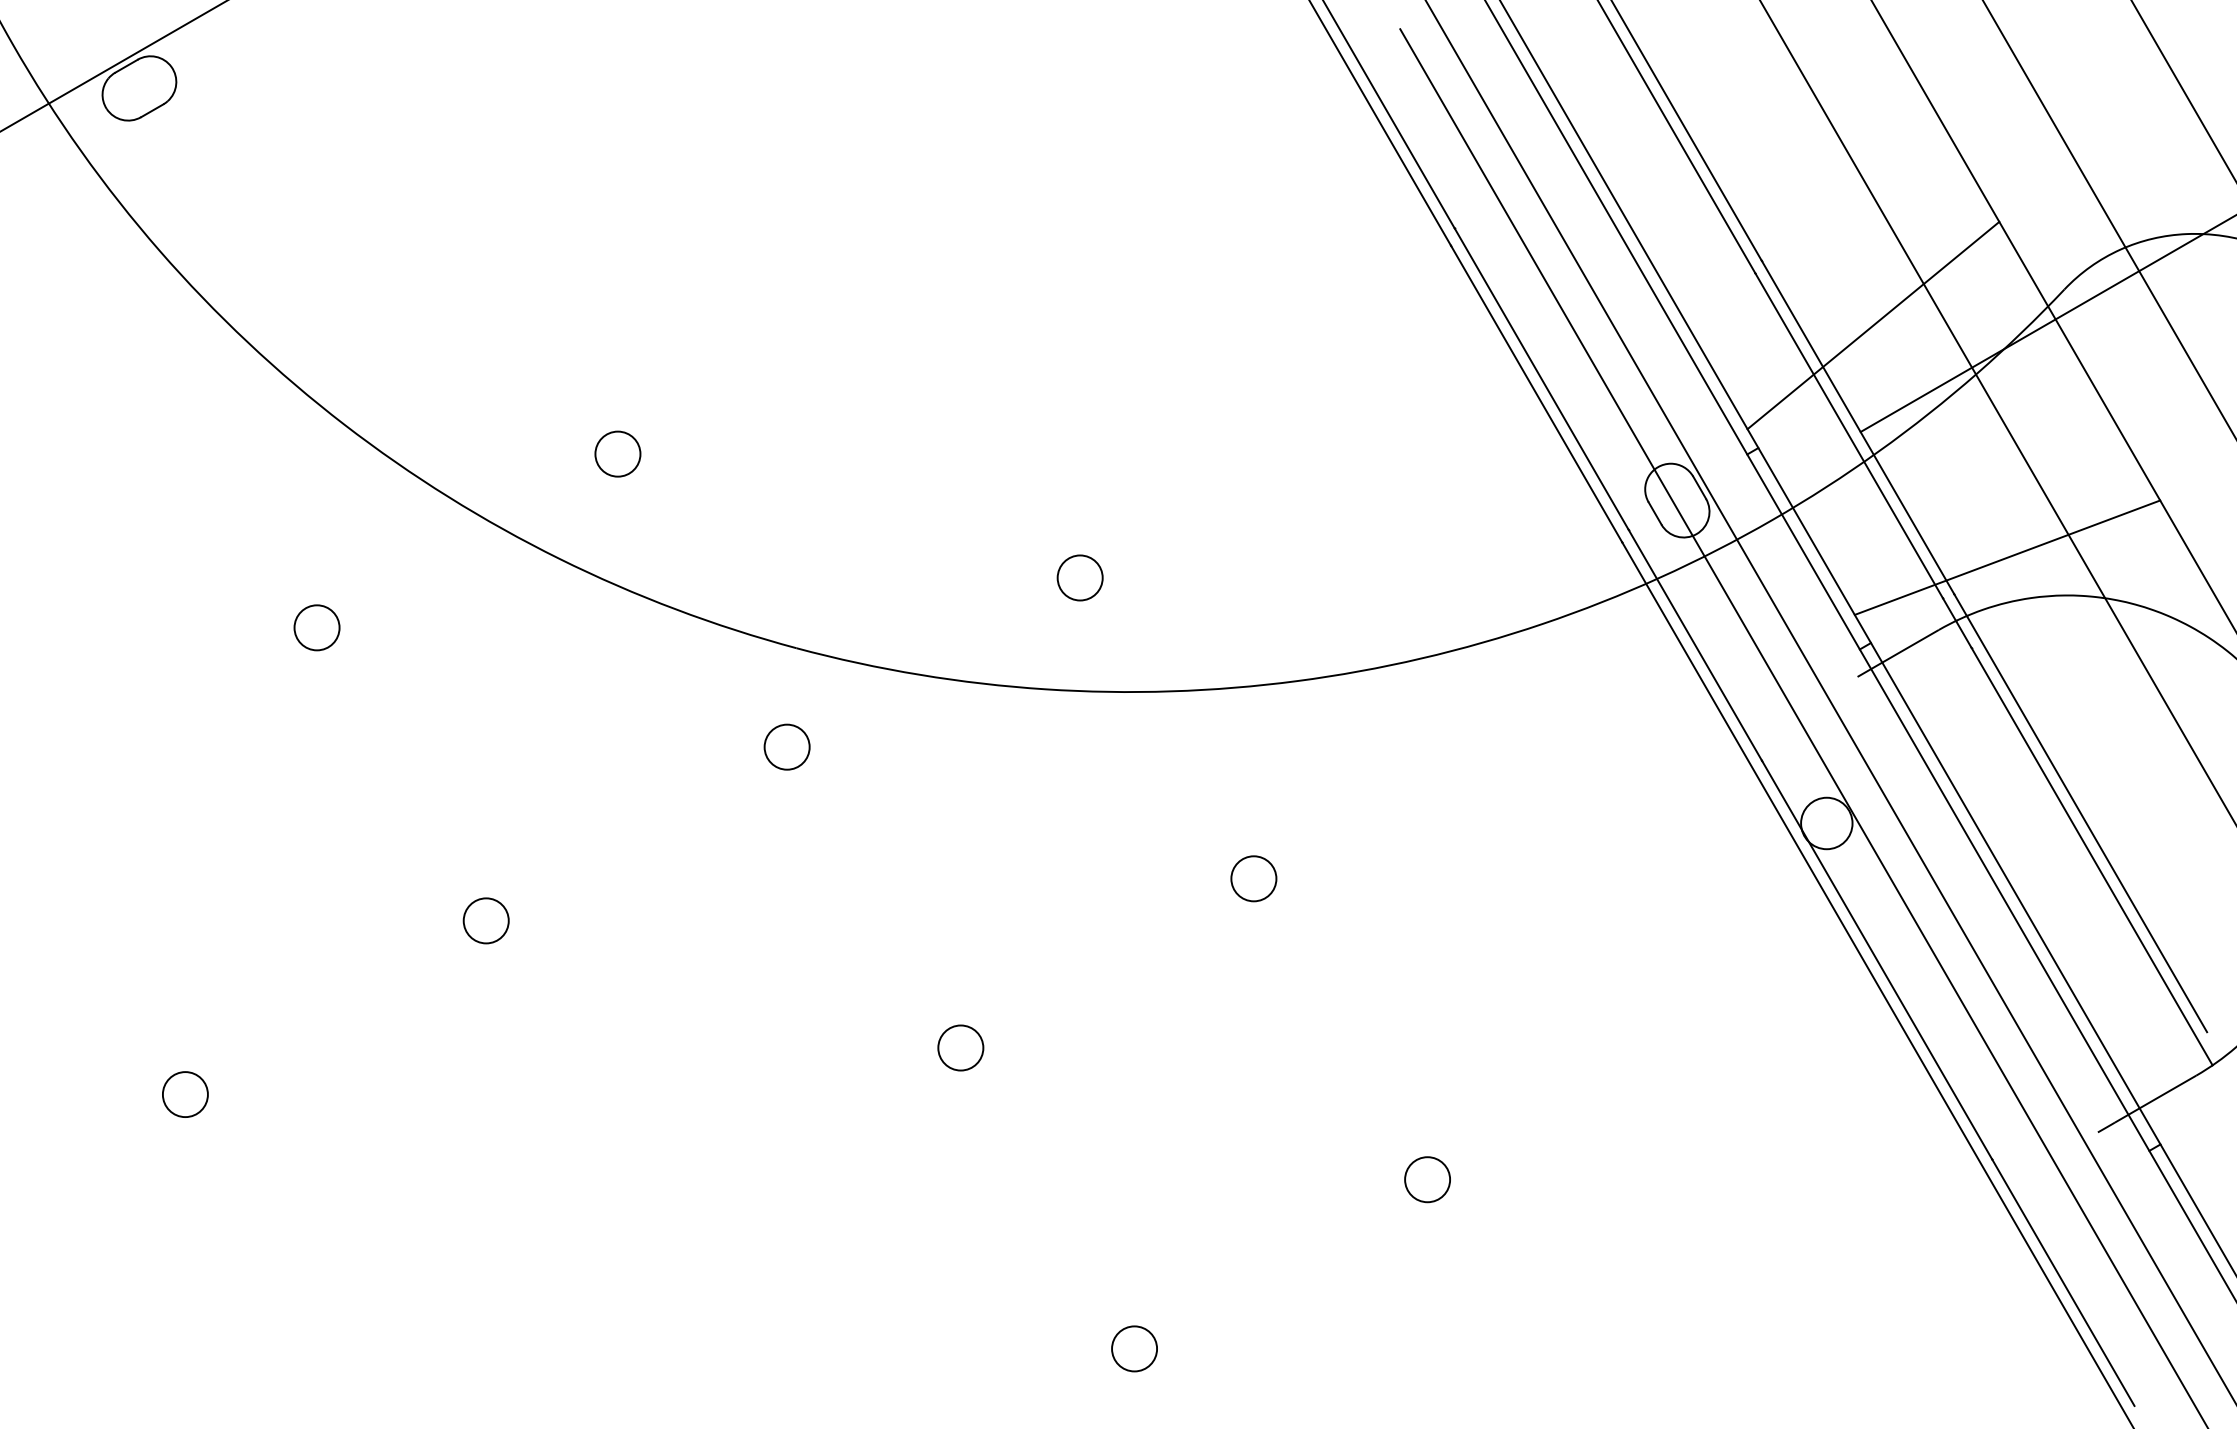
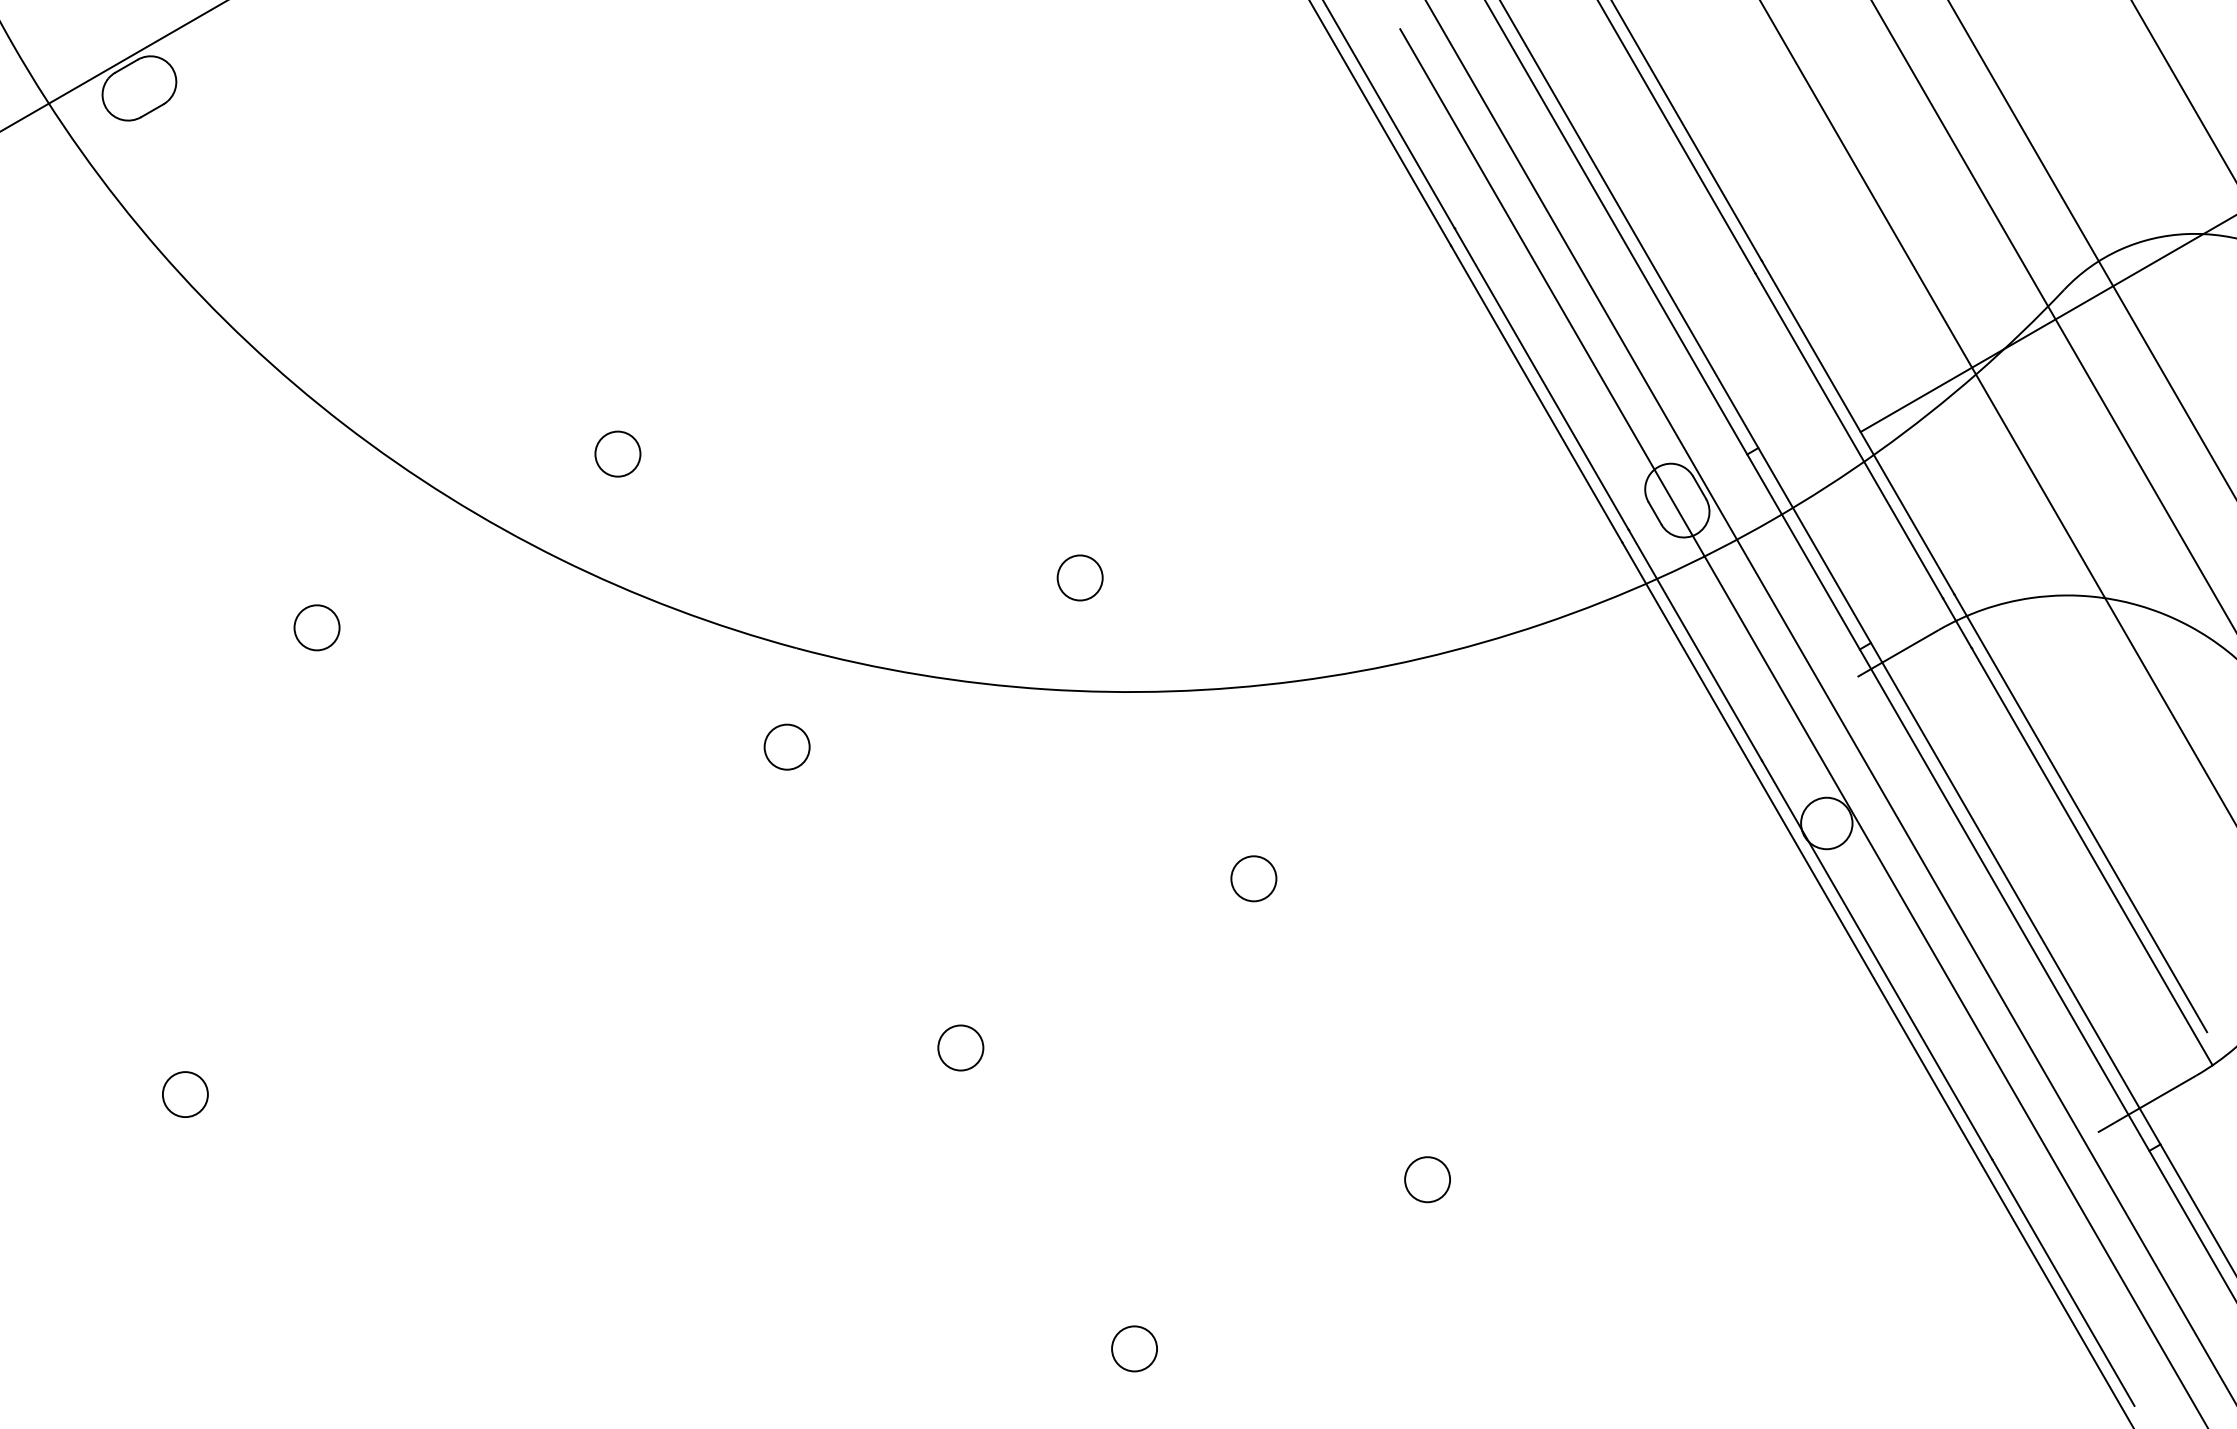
line position: (2108, 218) -> (2091, 248) (2091, 248)
line: present -> none (1873, 325)
line: present -> none (2007, 557)
circle: present -> none (485, 920)
